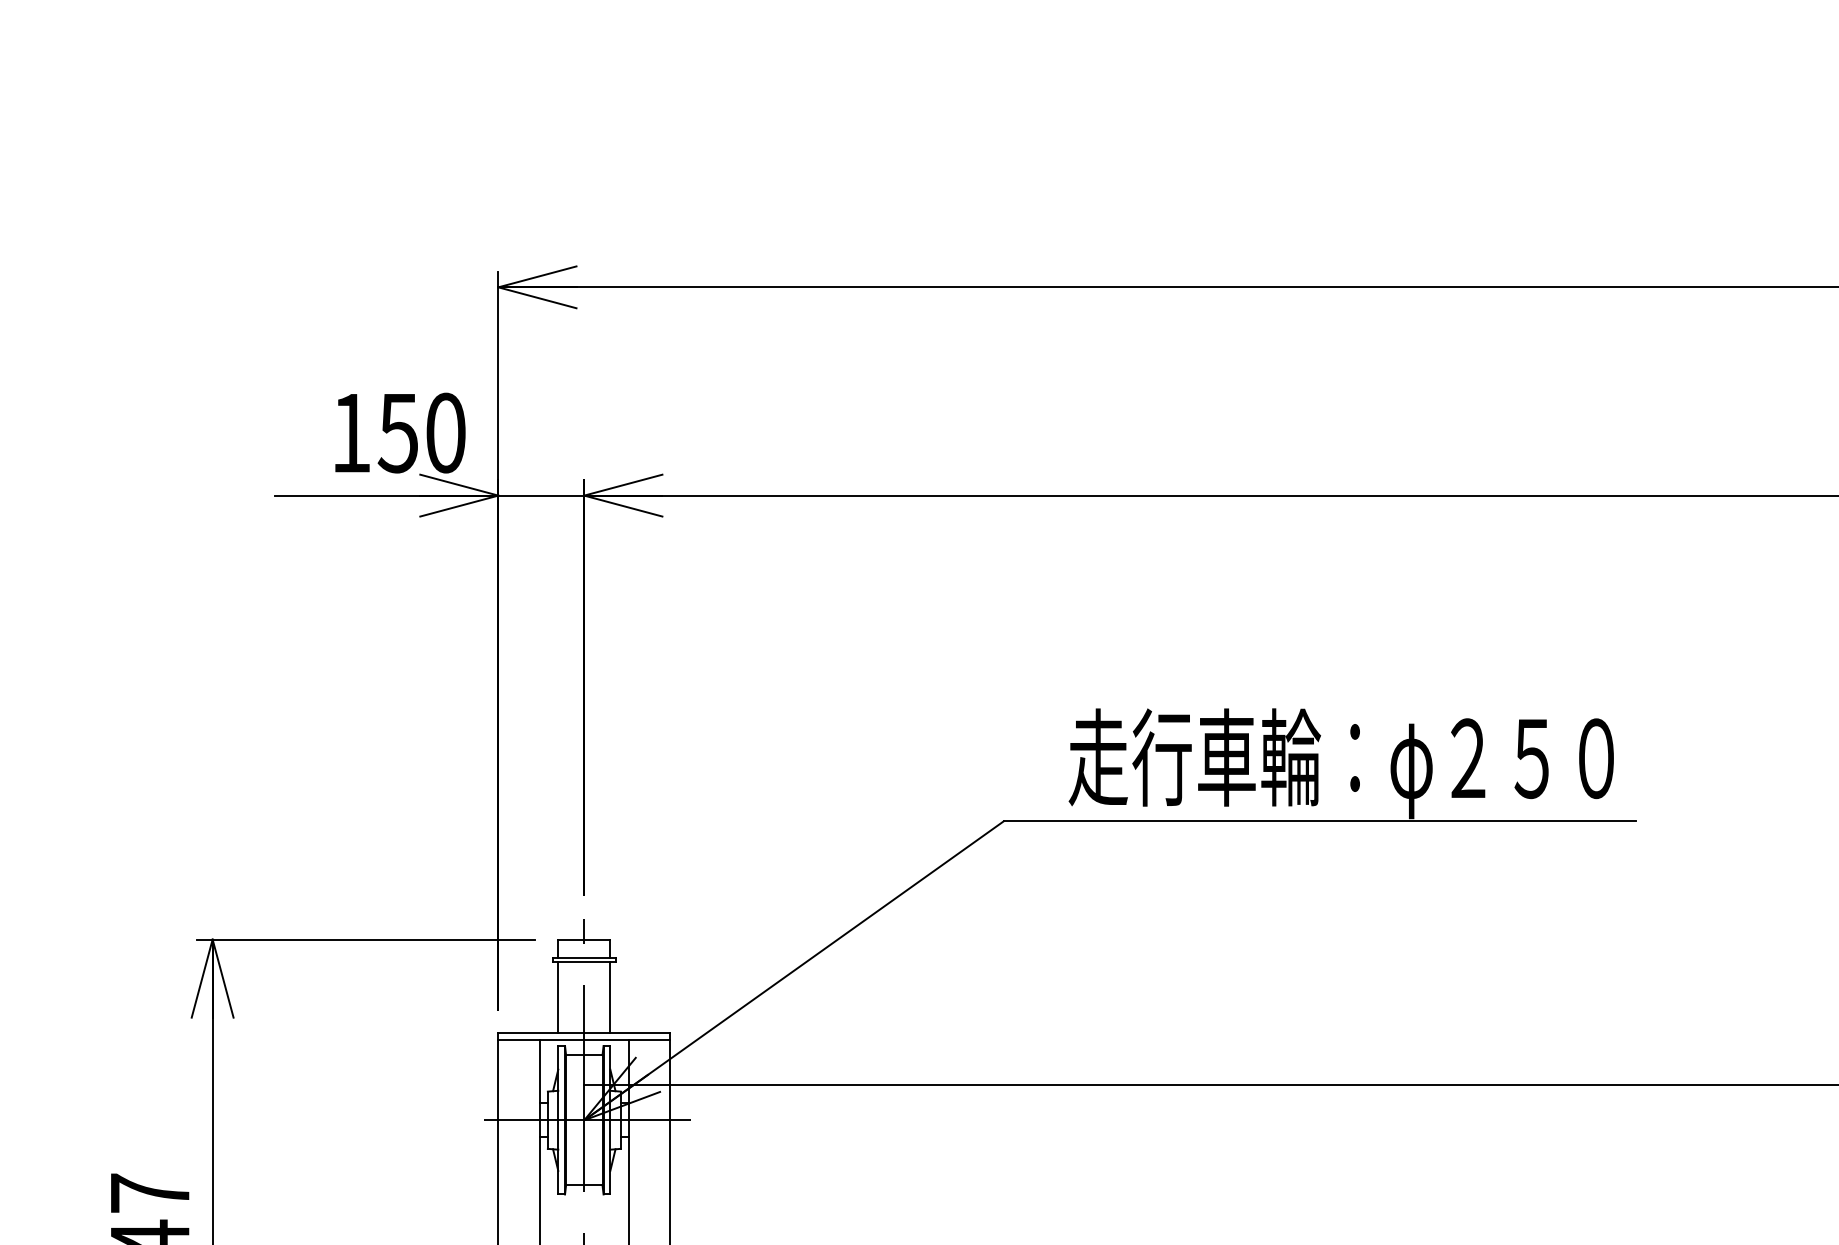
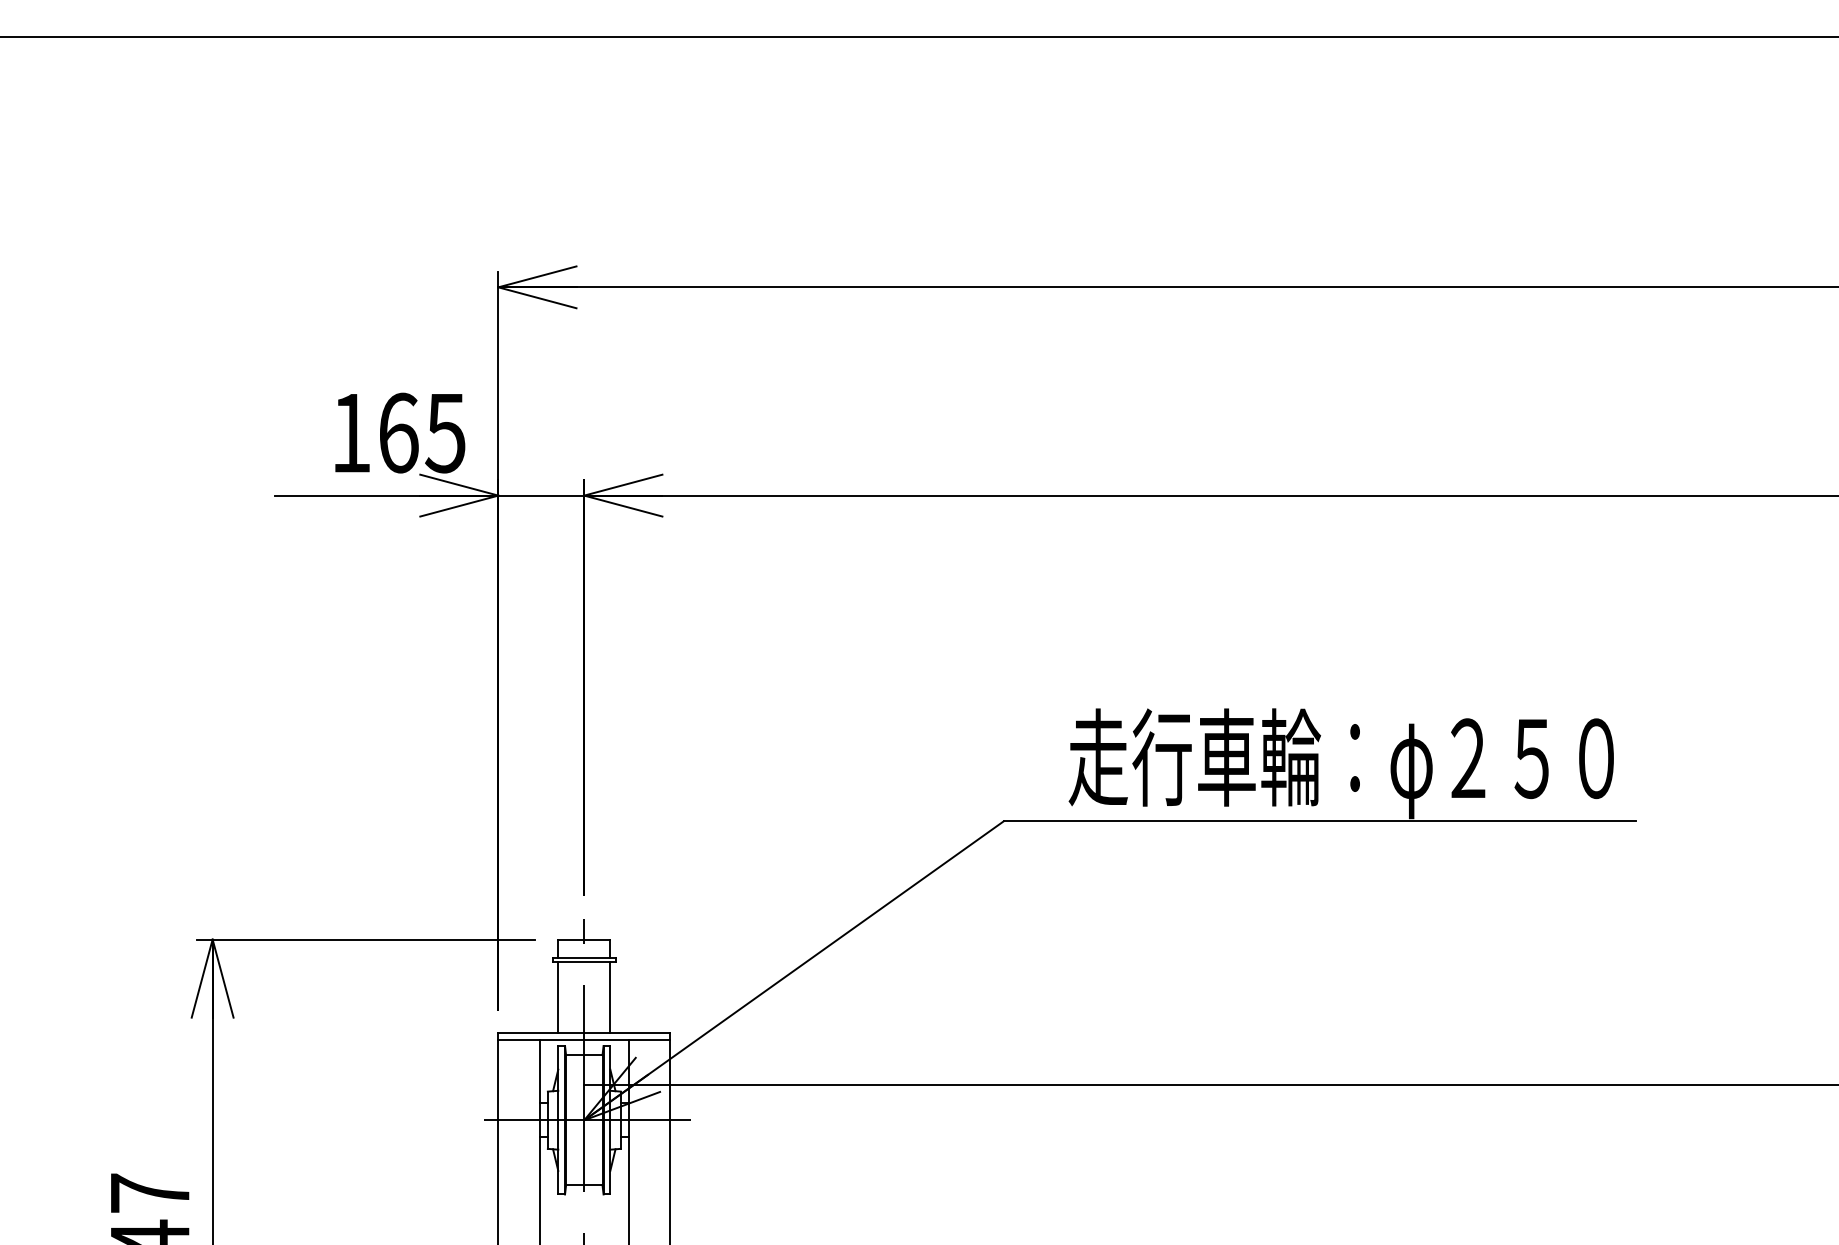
line: none -> present (918, 37)
text: 150 -> 165 (421, 432)
